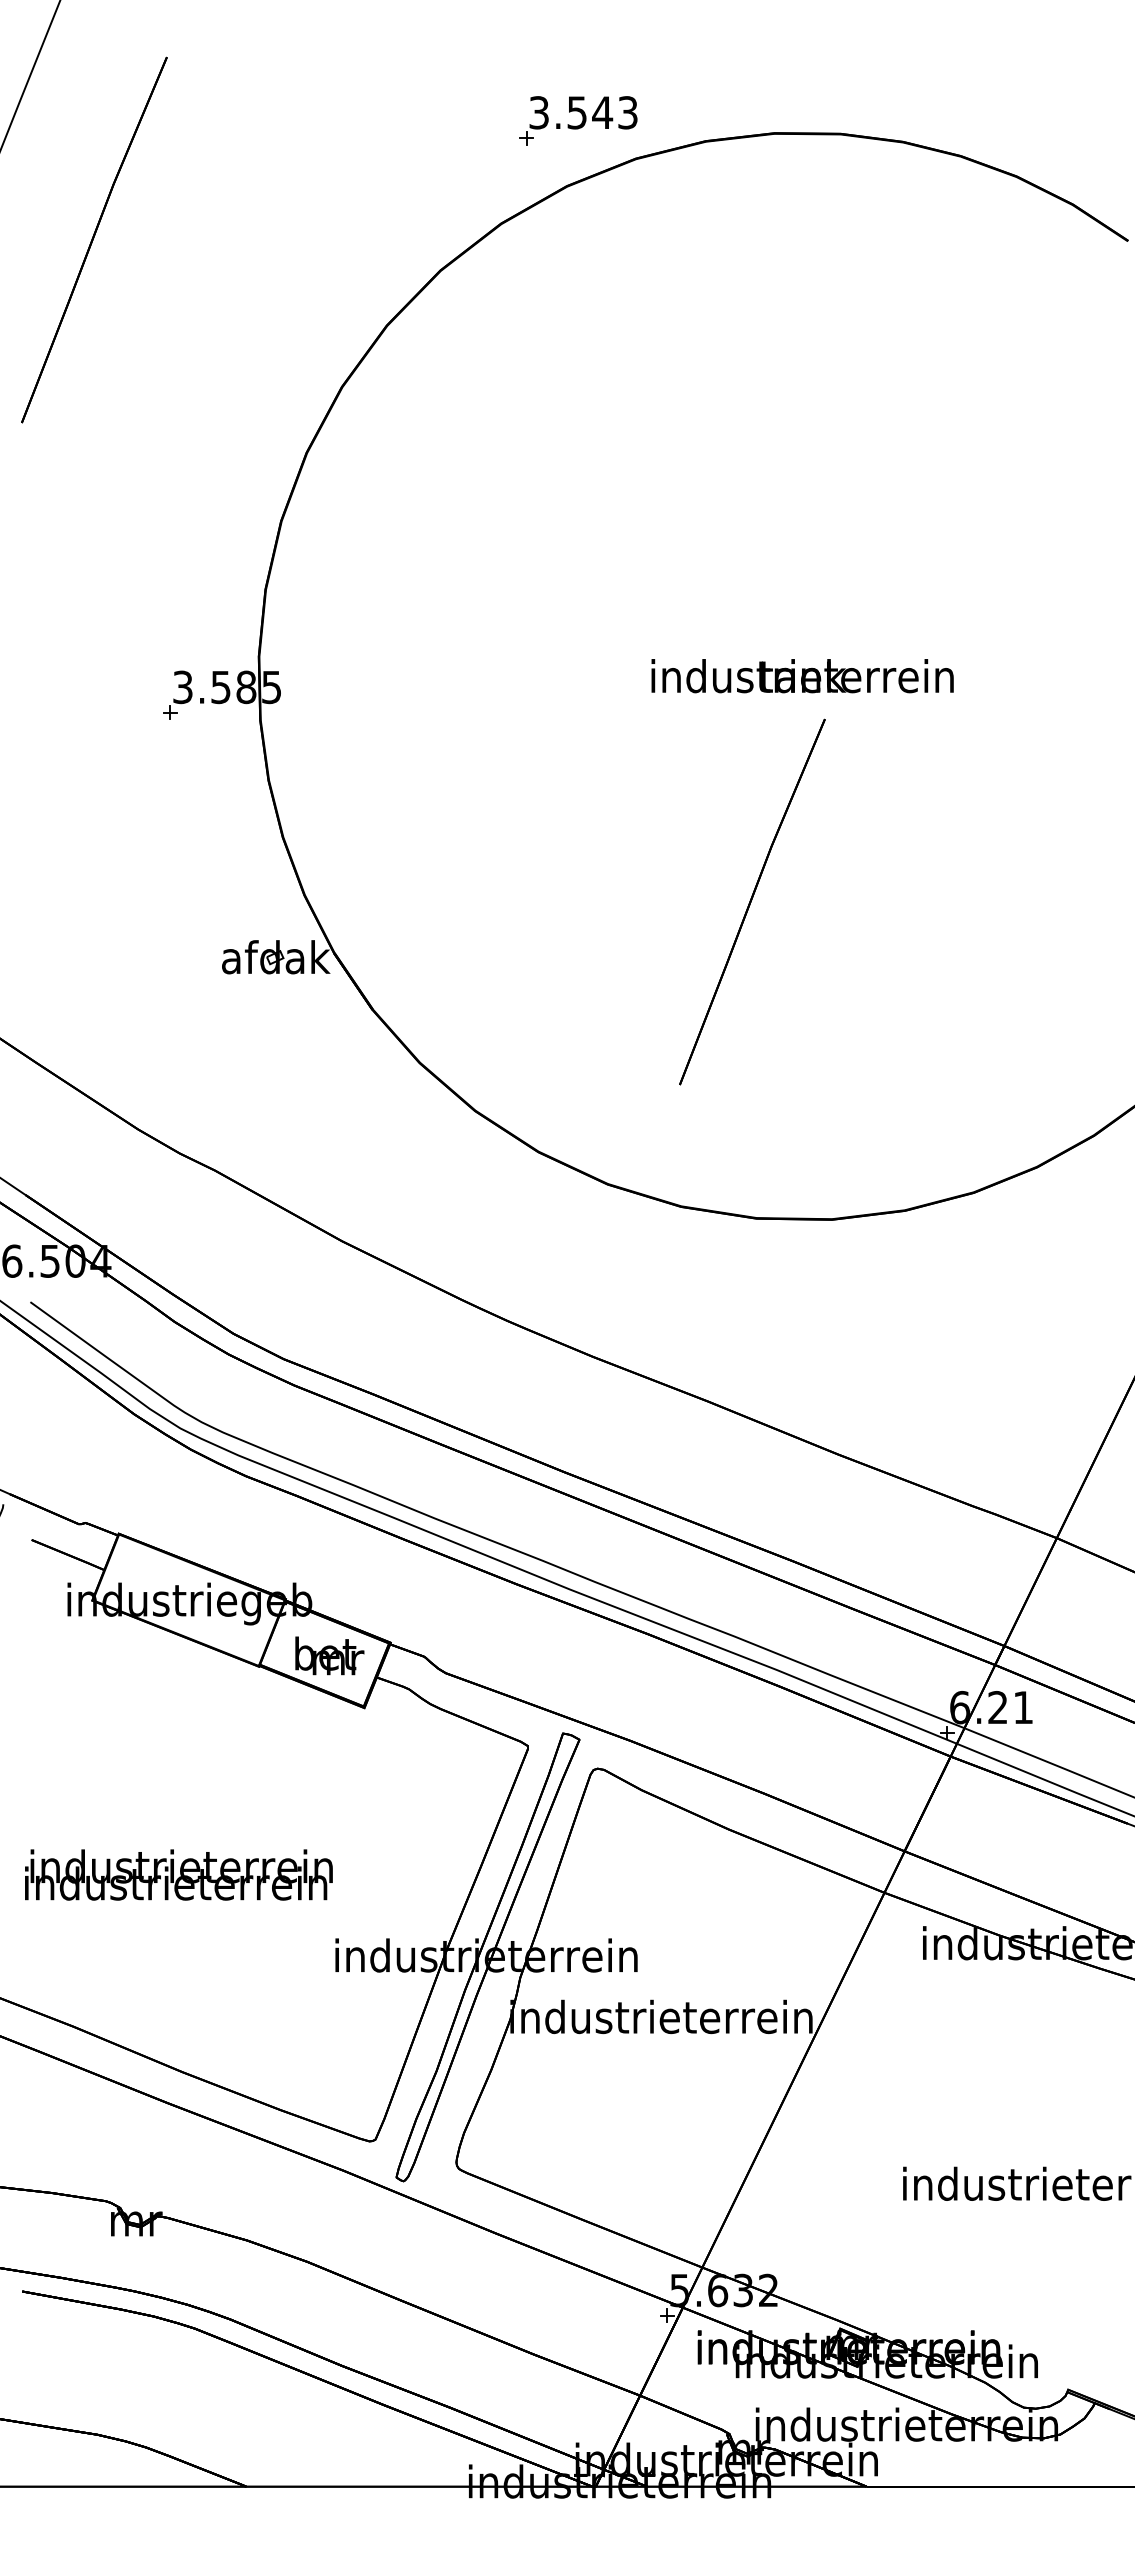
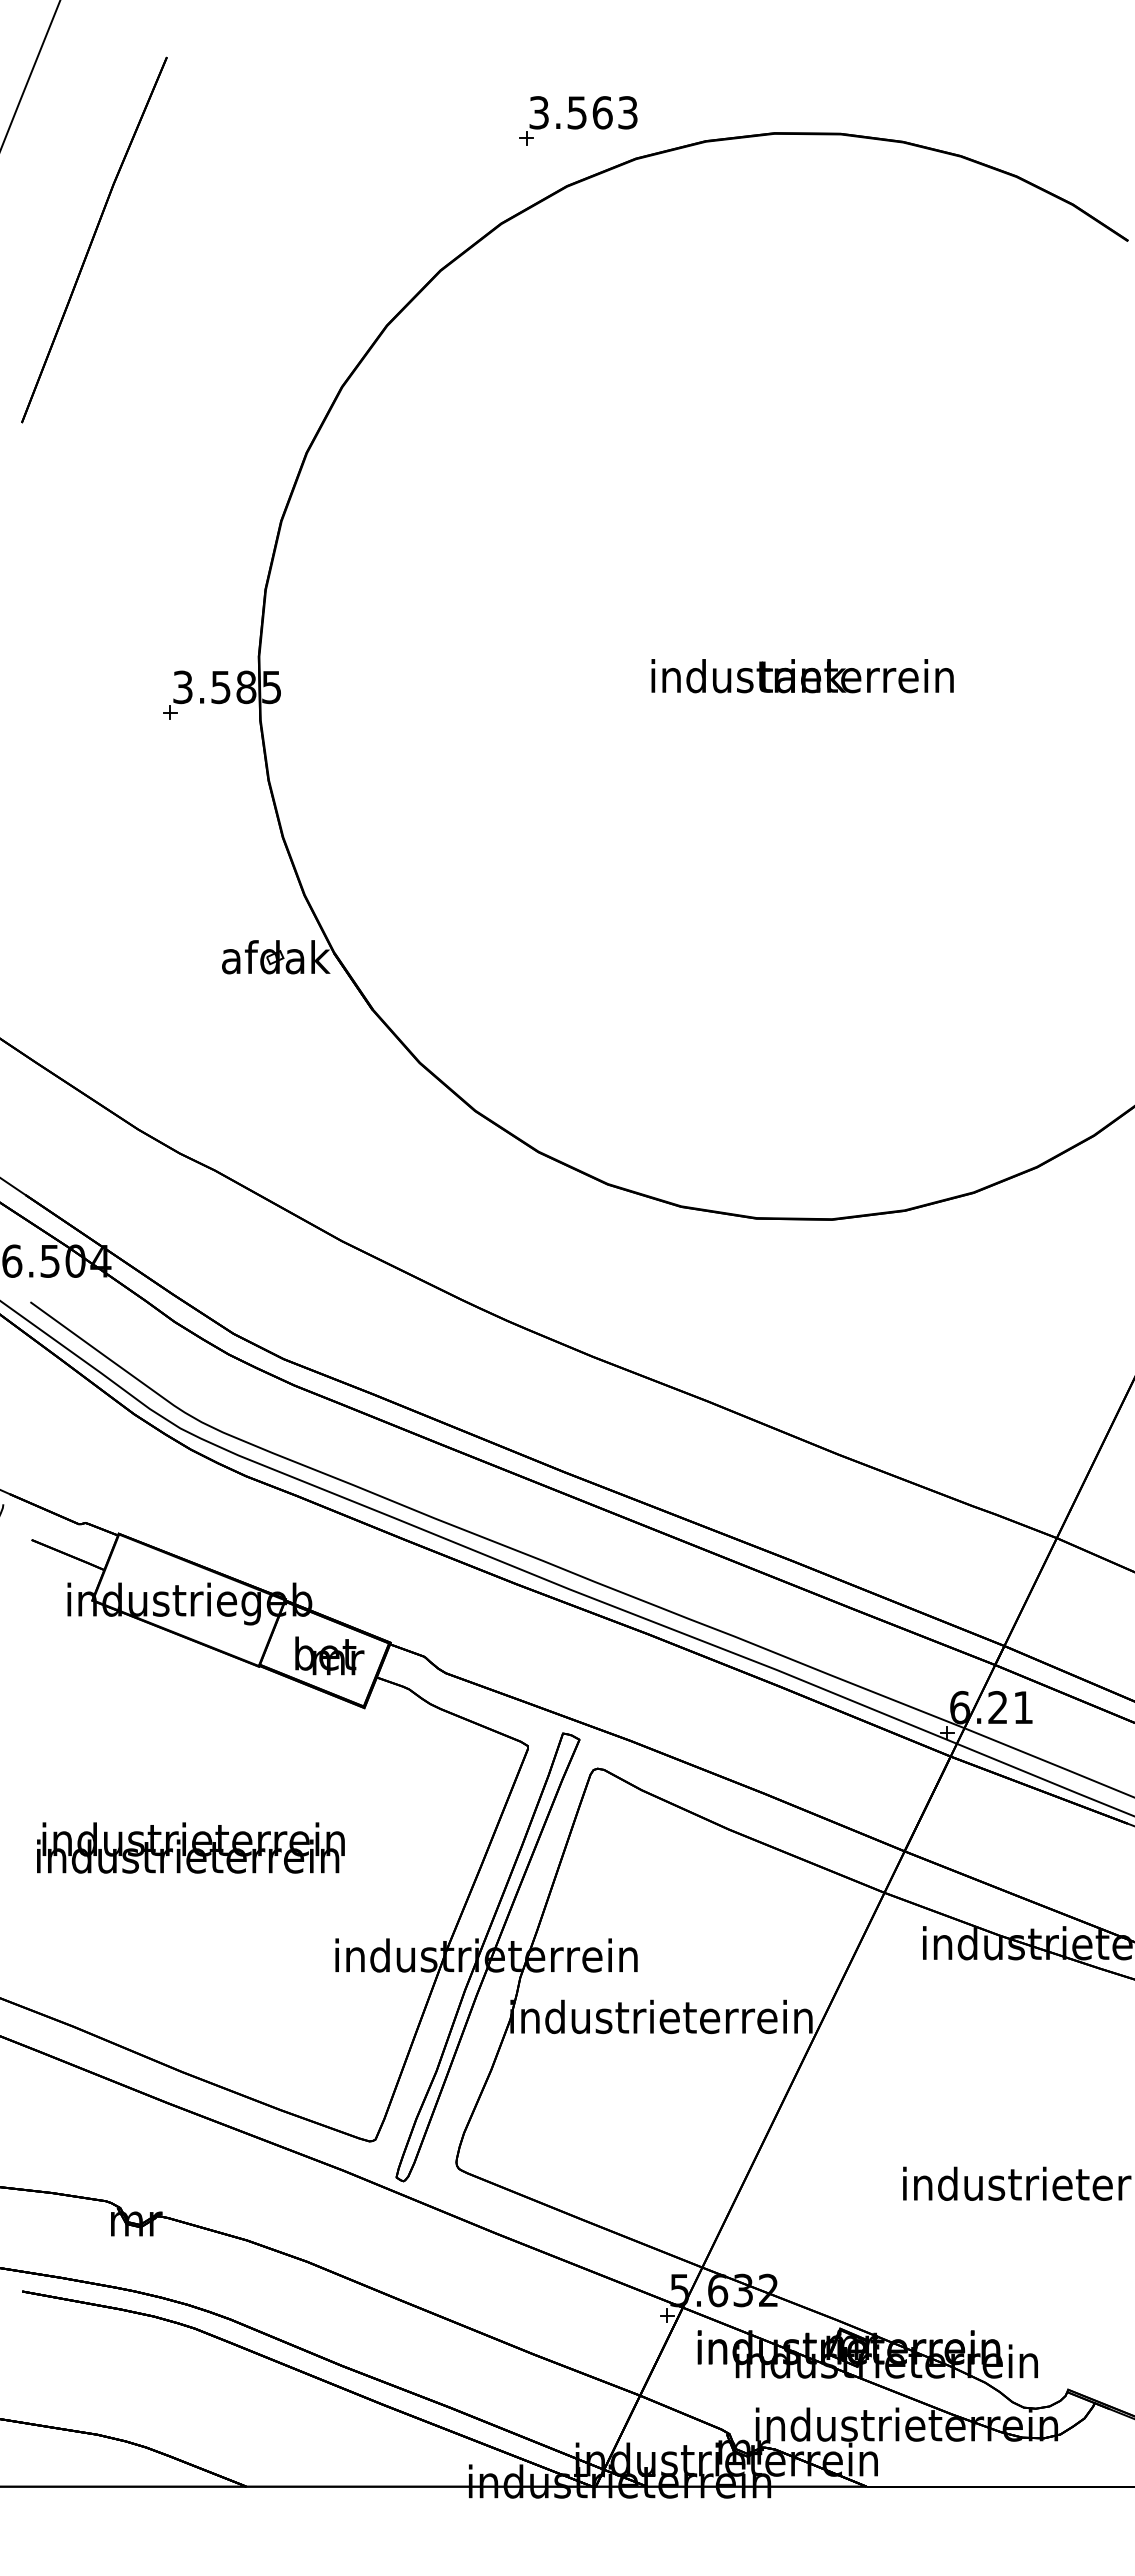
text: 3.543 -> 3.563 (602, 112)
part: present -> none (752, 901)
text position: (178, 1874) -> (190, 1847) (190, 1847)
